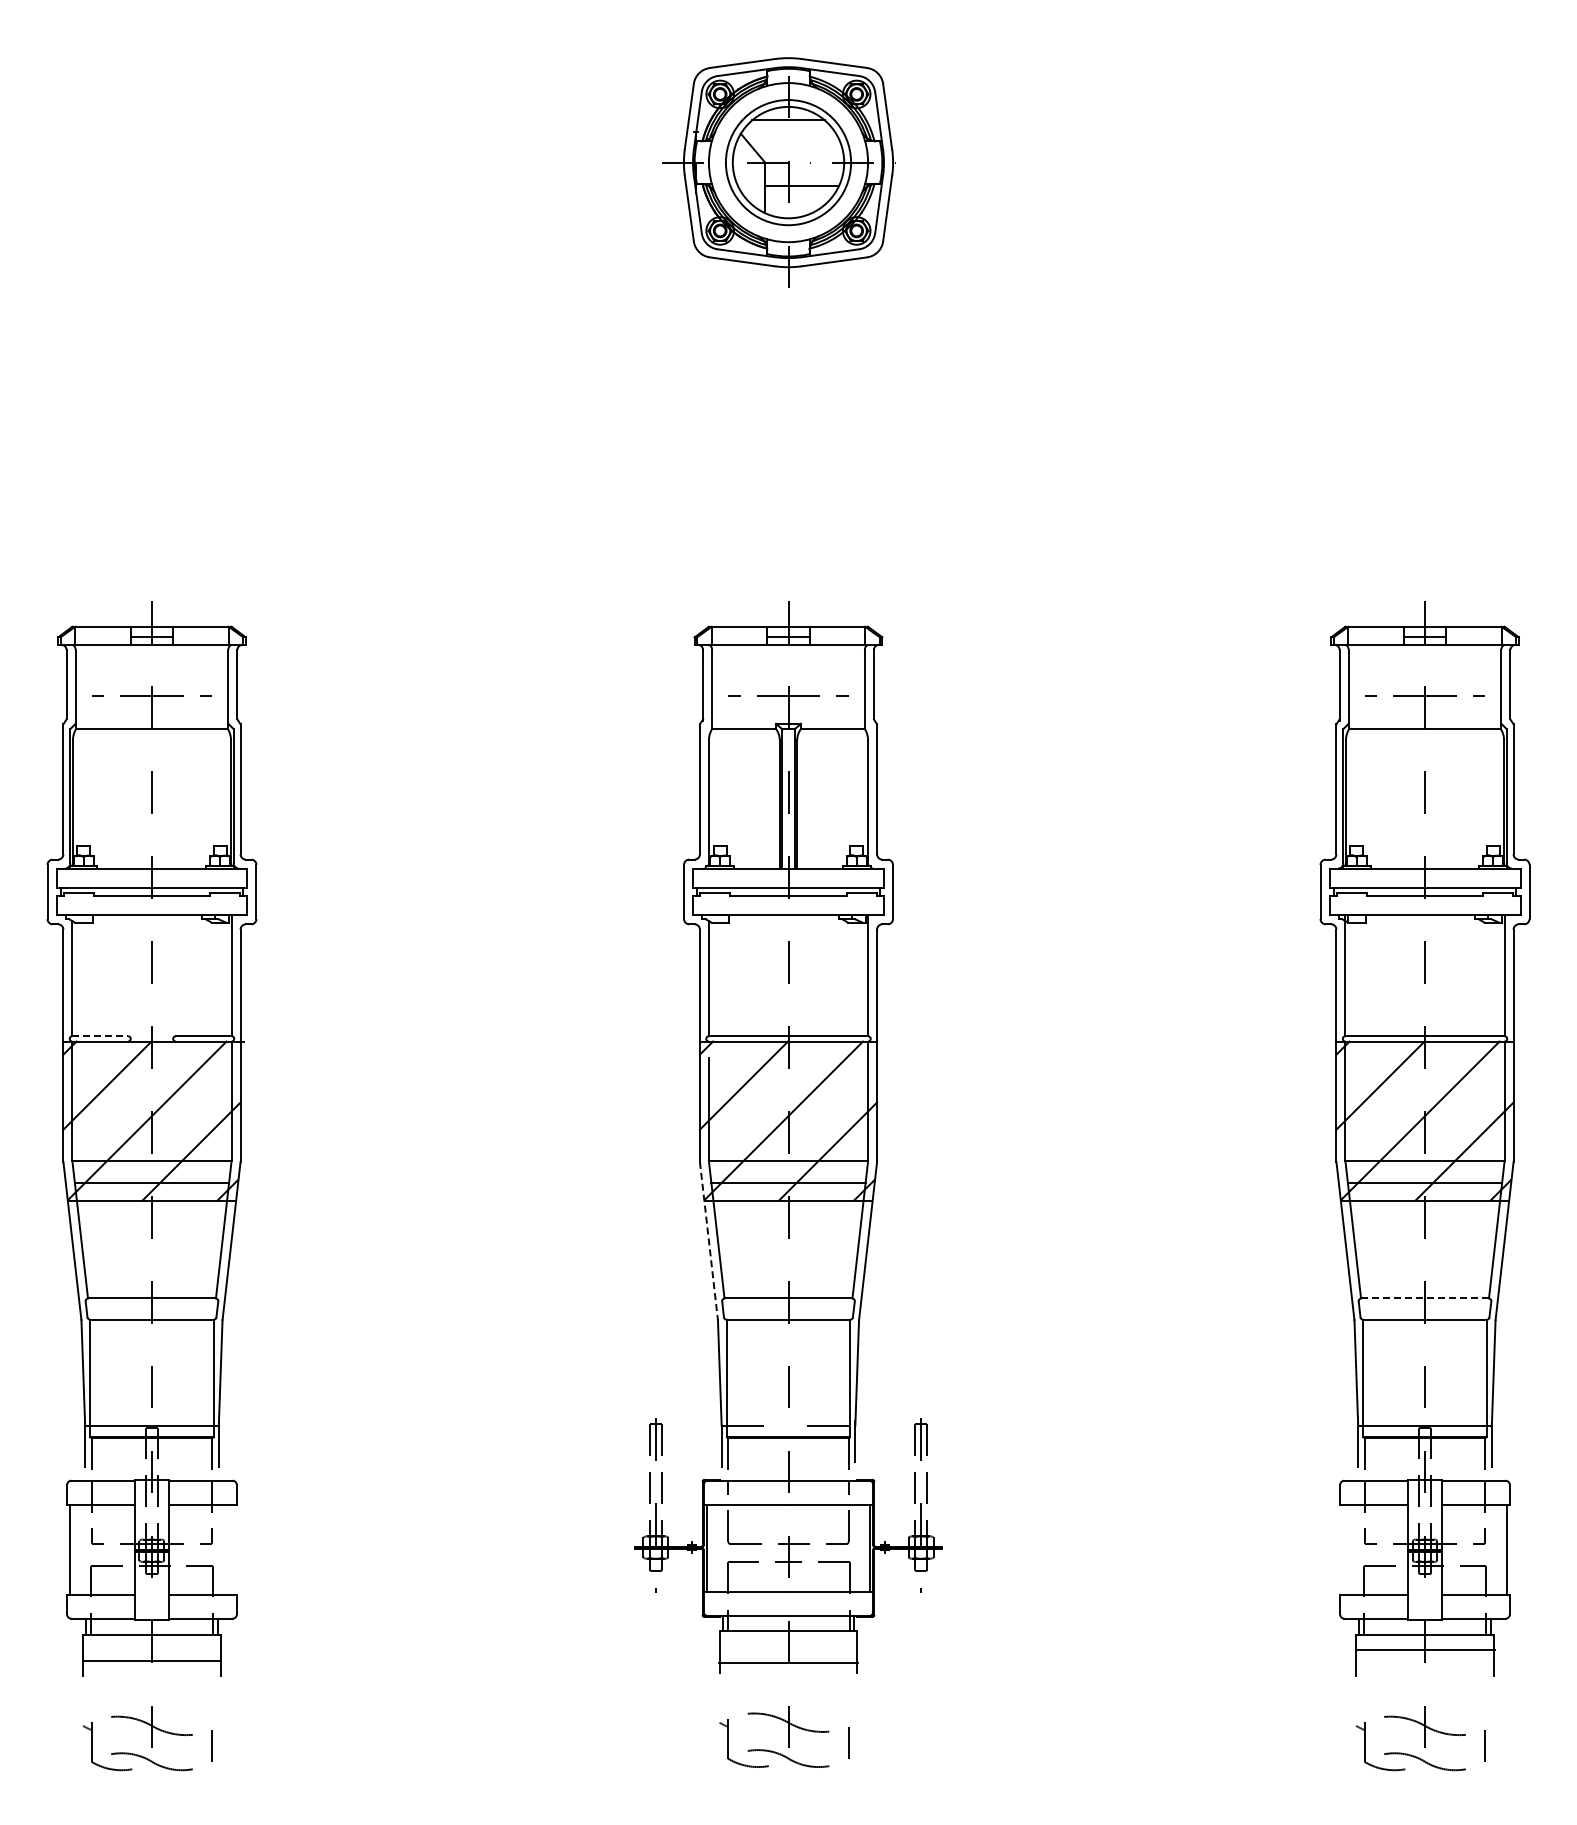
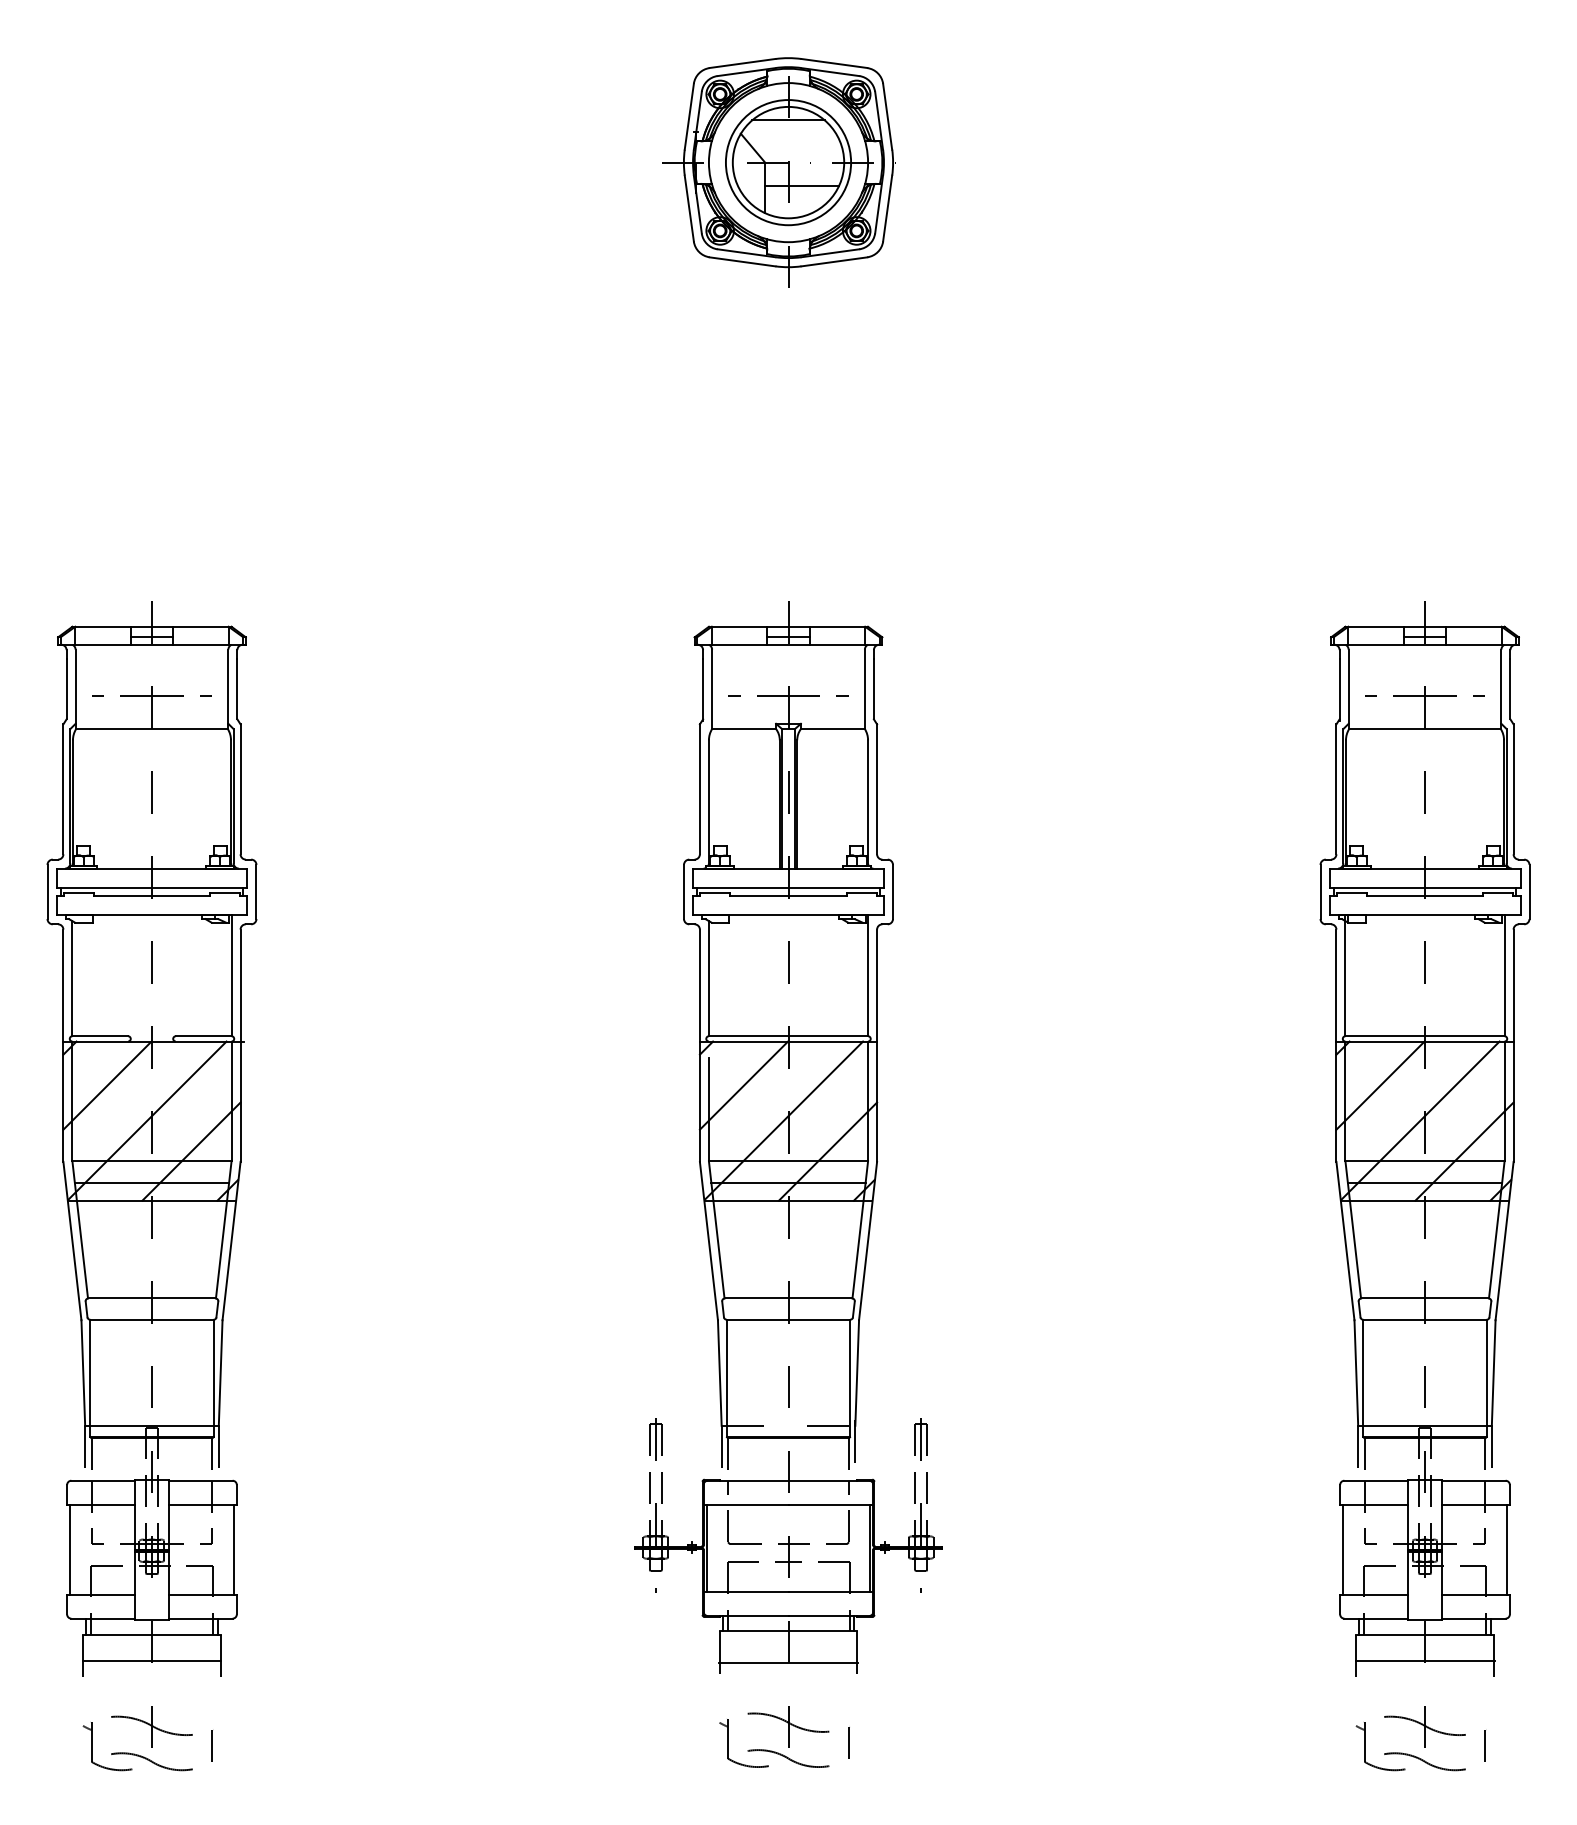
line: dashed -> solid (100, 1036)
line: dashed -> solid (708, 1241)
line: dashed -> solid (1425, 1298)
line: none -> present (233, 1549)
line: none -> present (1343, 1549)
line position: (1424, 1650) -> (1424, 1661) (1424, 1661)
